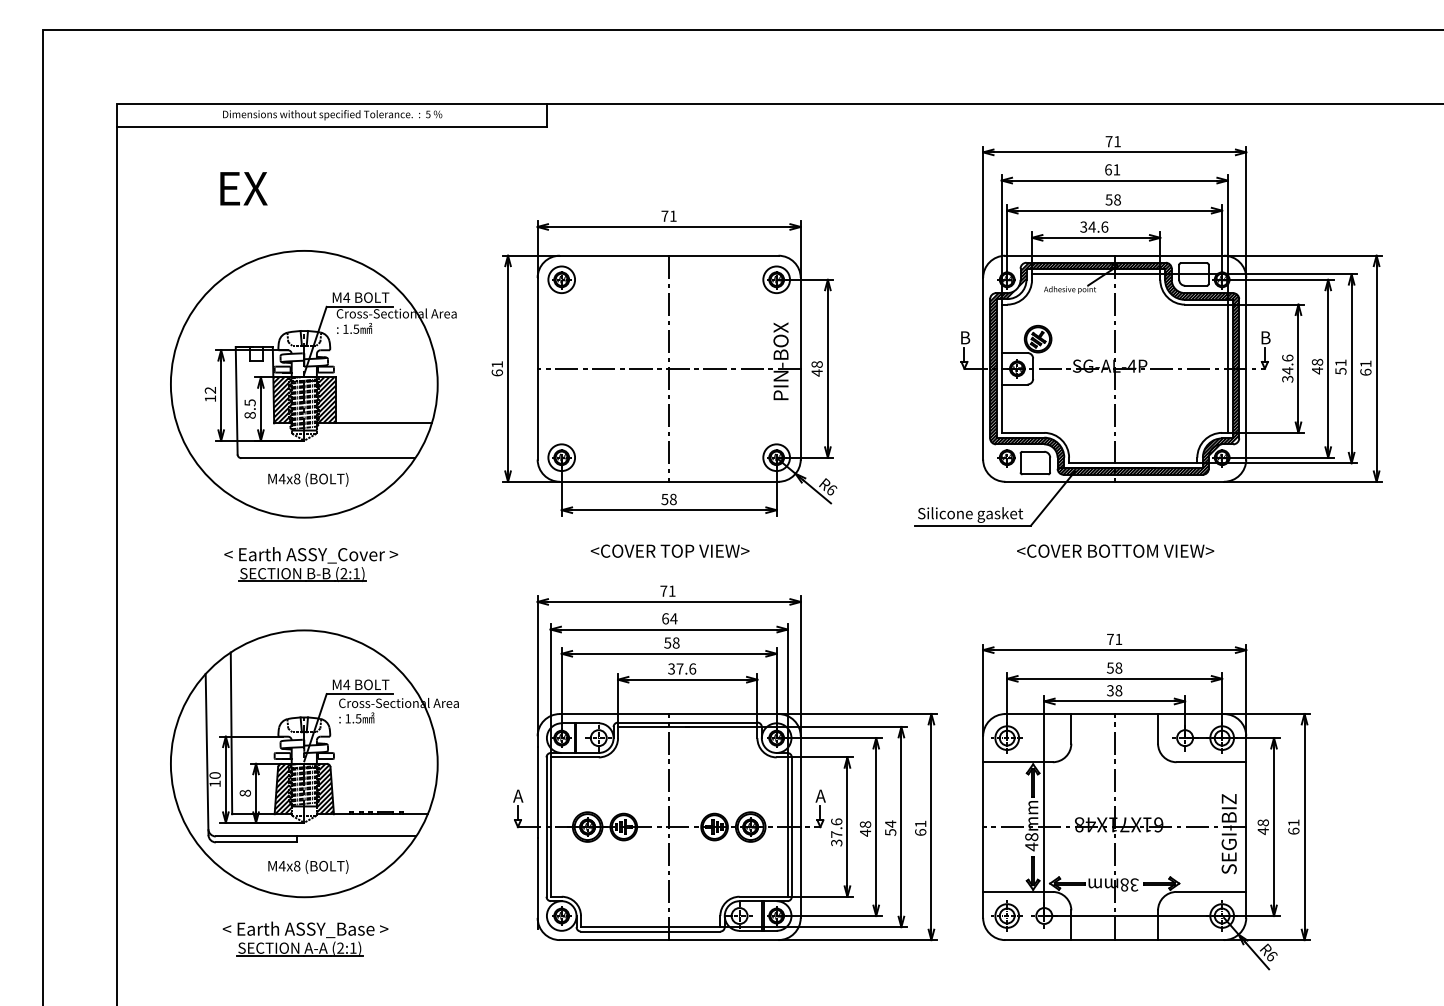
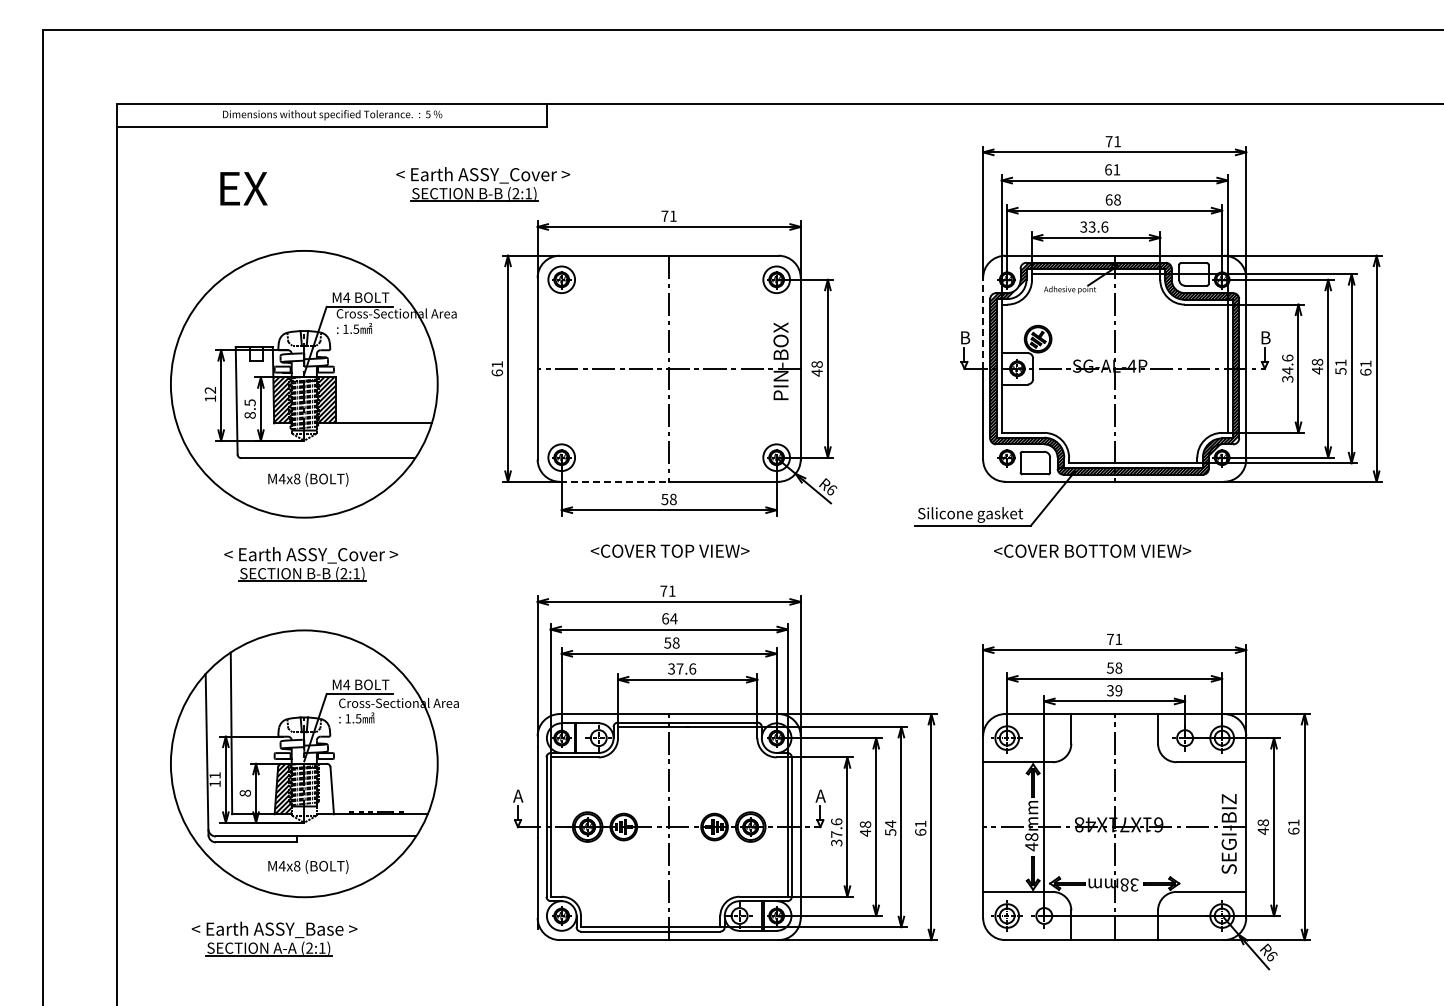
part: none -> present (483, 184)
text: 58 -> 68 (1108, 199)
text: 34.6 -> 33.6 (1091, 226)
line: solid -> dashed (983, 322)
line: solid -> dashed (614, 481)
text position: (1115, 550) -> (1092, 550) (1092, 550)
text: 38 -> 39 (1118, 690)
text: 10 -> 11 (214, 775)
hatch: present -> none (324, 788)
part position: (305, 938) -> (274, 938) (274, 938)
